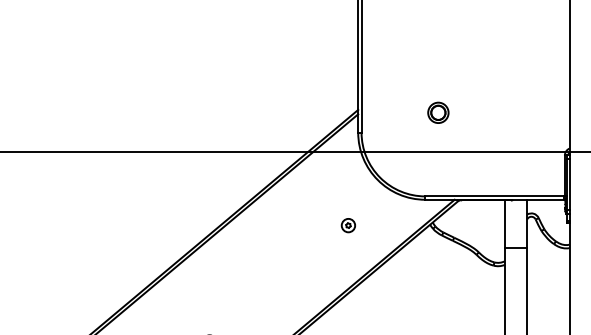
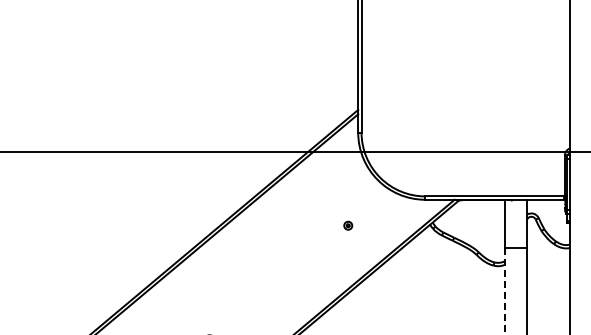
part: present -> none (438, 112)
part size: 16x16 px -> 11x11 px (348, 225)
line: solid -> dashed (504, 291)
